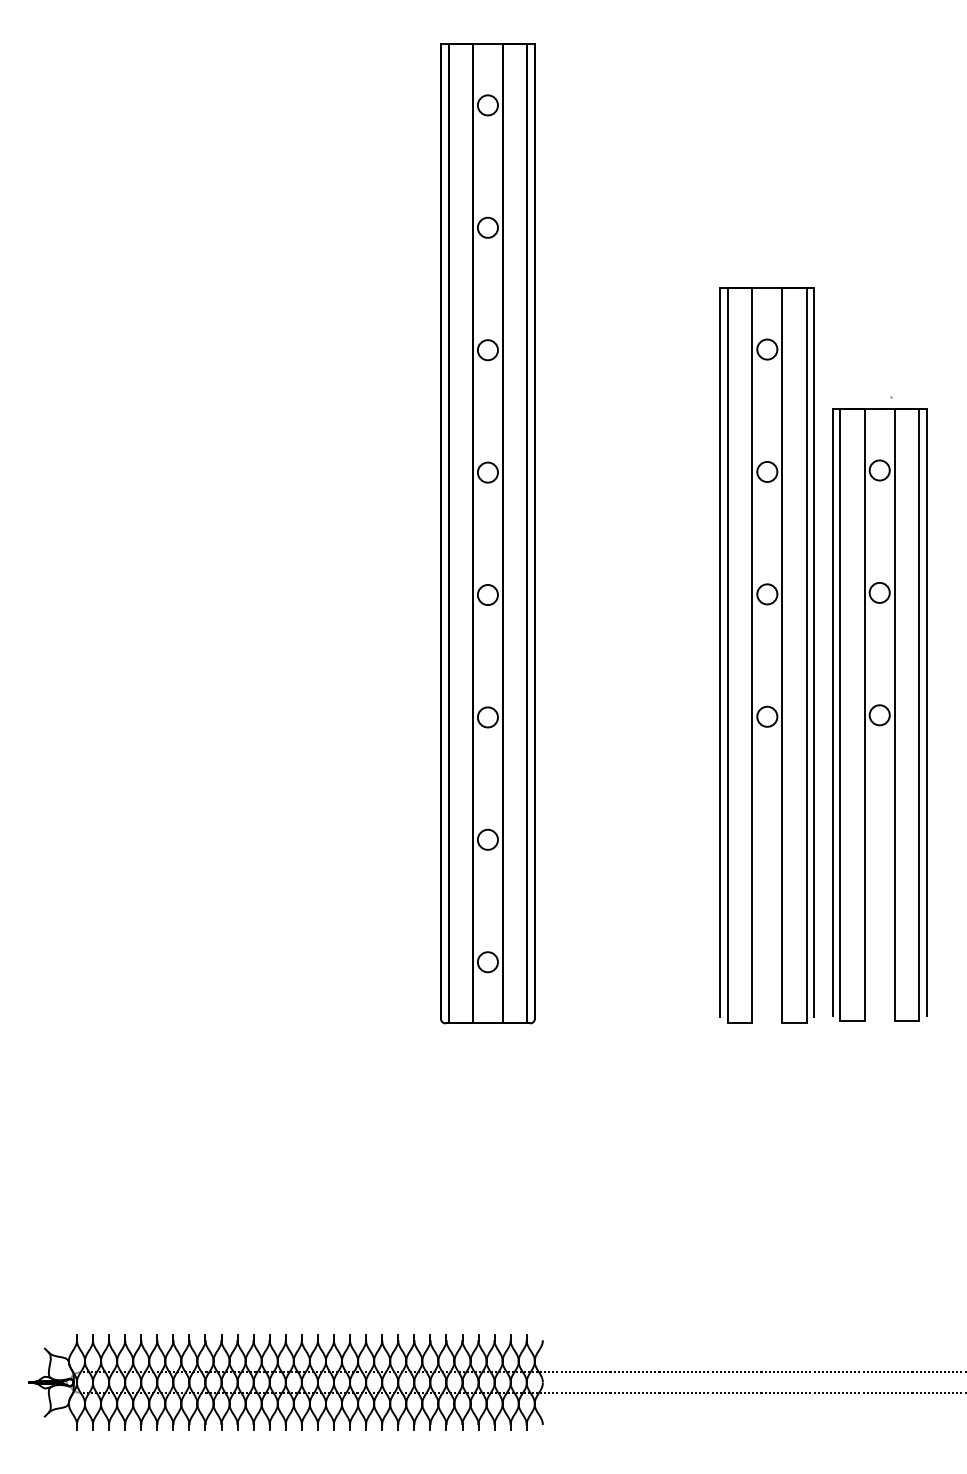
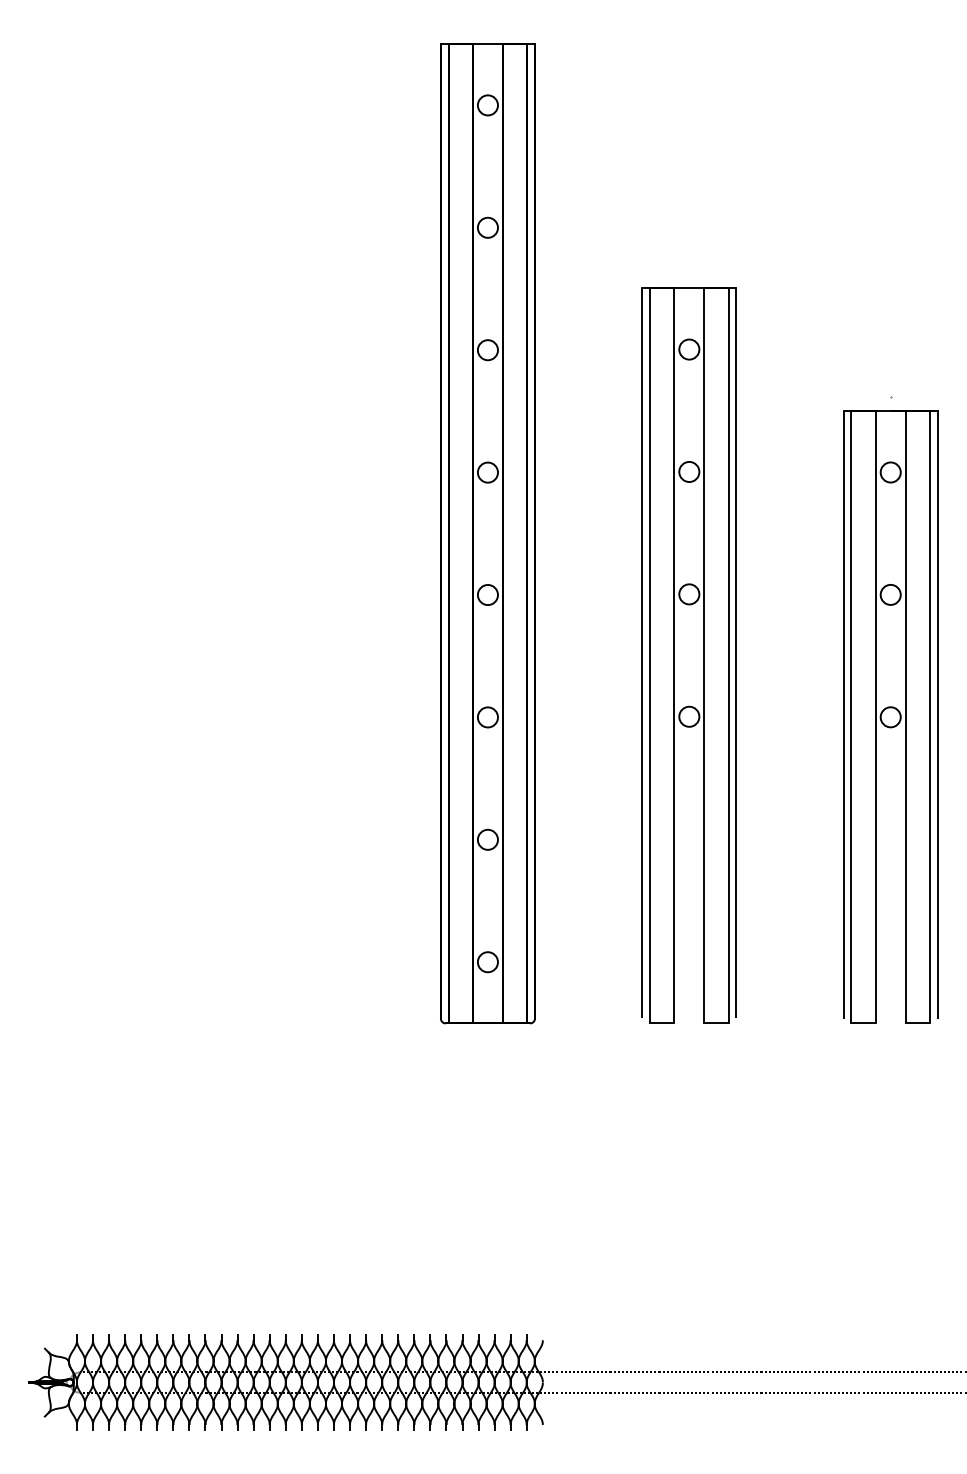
part position: (752, 655) -> (674, 655) (674, 655)
part position: (879, 714) -> (890, 716) (890, 716)
